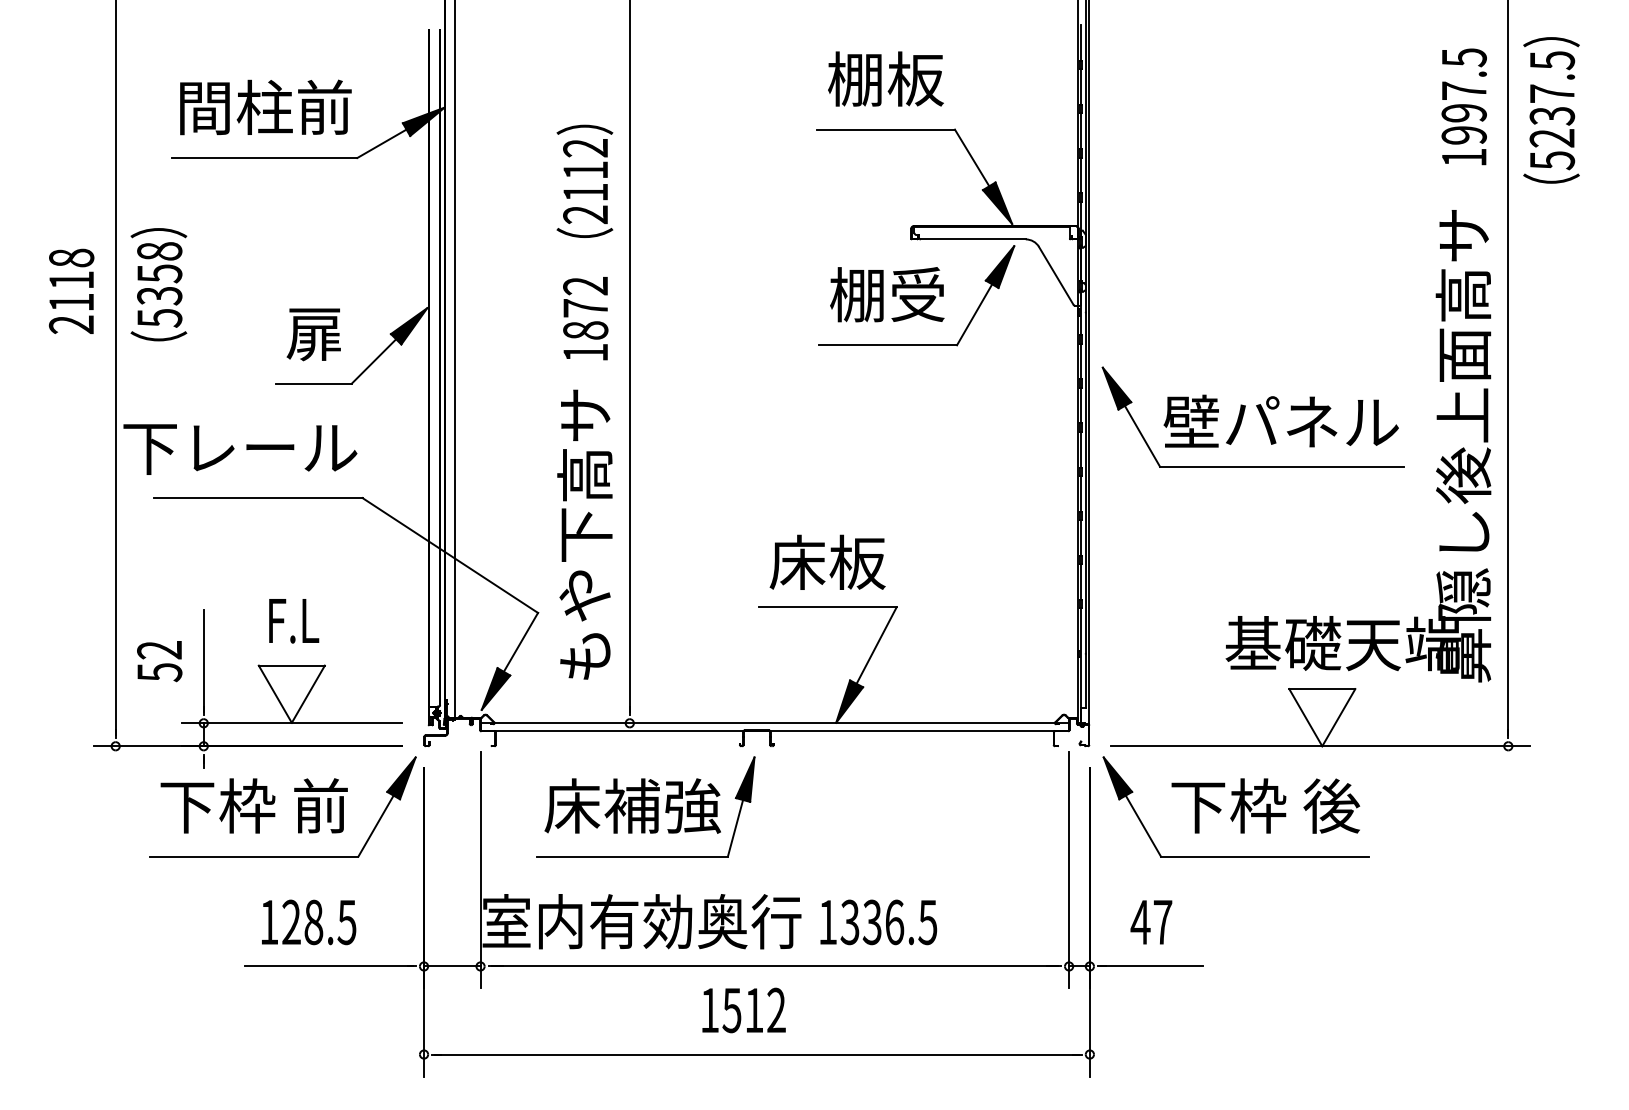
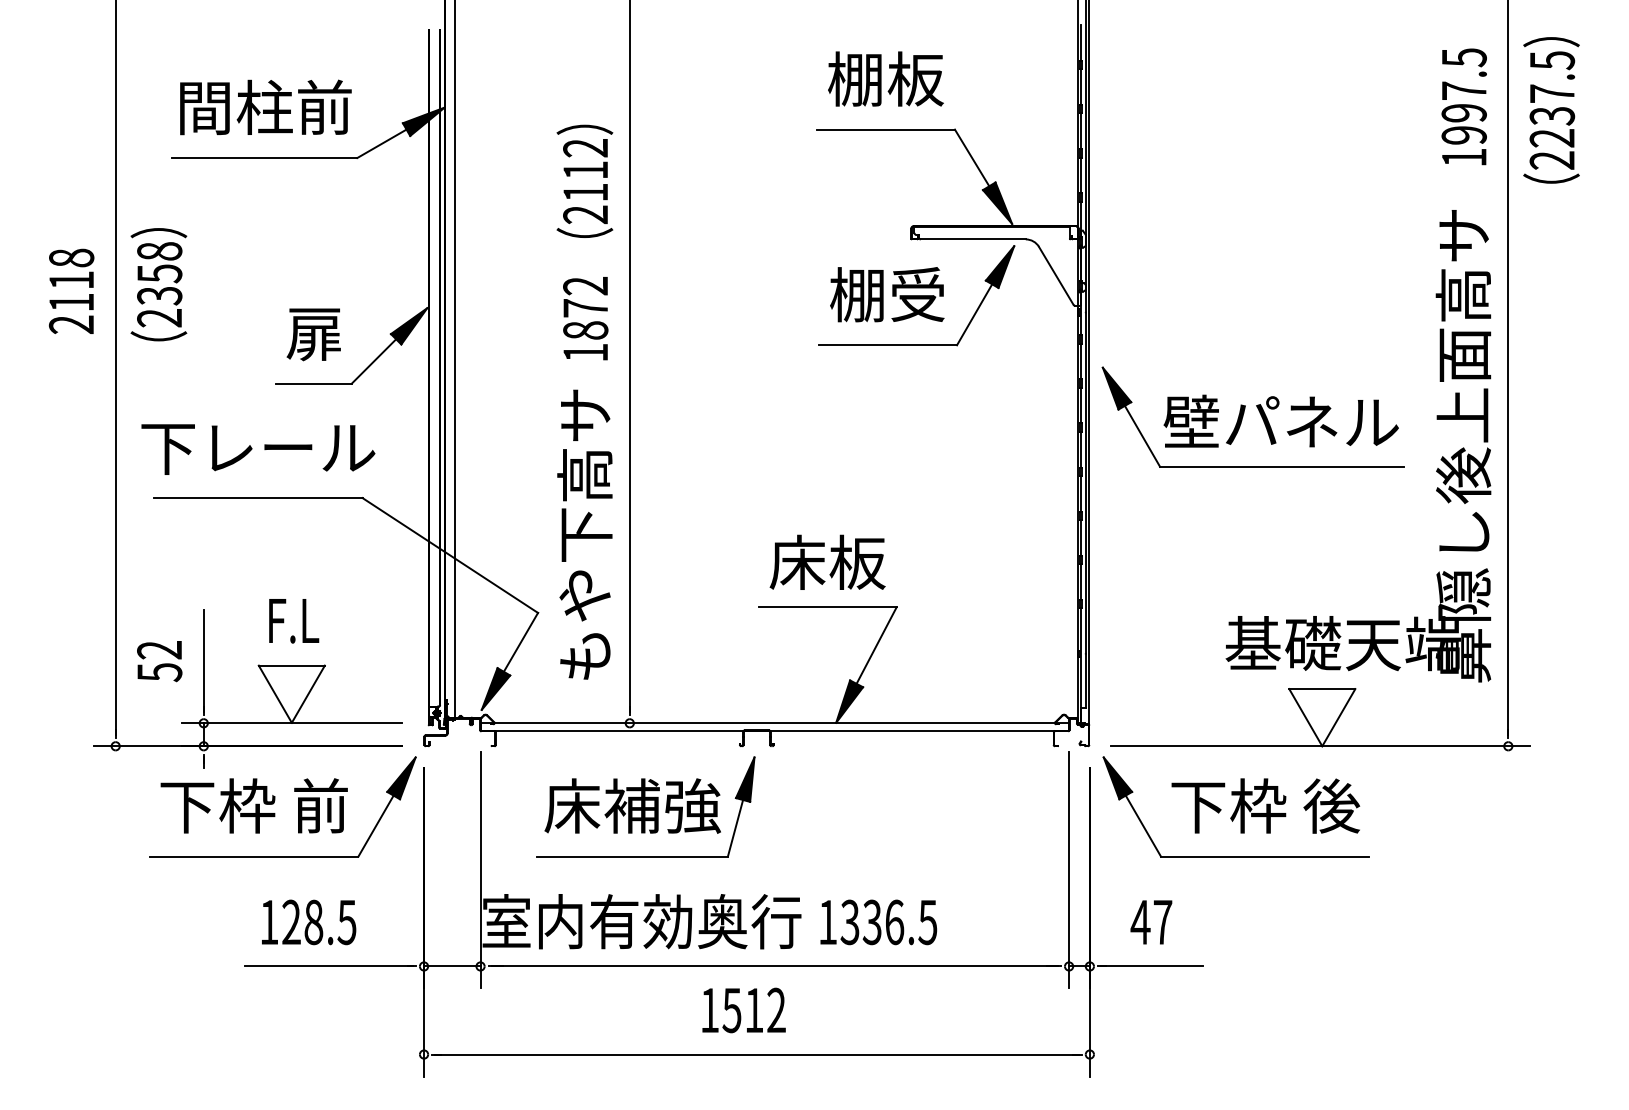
text: 5237.5 -> 2237.5 (1552, 160)
text: 5358 -> 2358 (159, 318)
text position: (240, 449) -> (258, 449) (258, 449)
